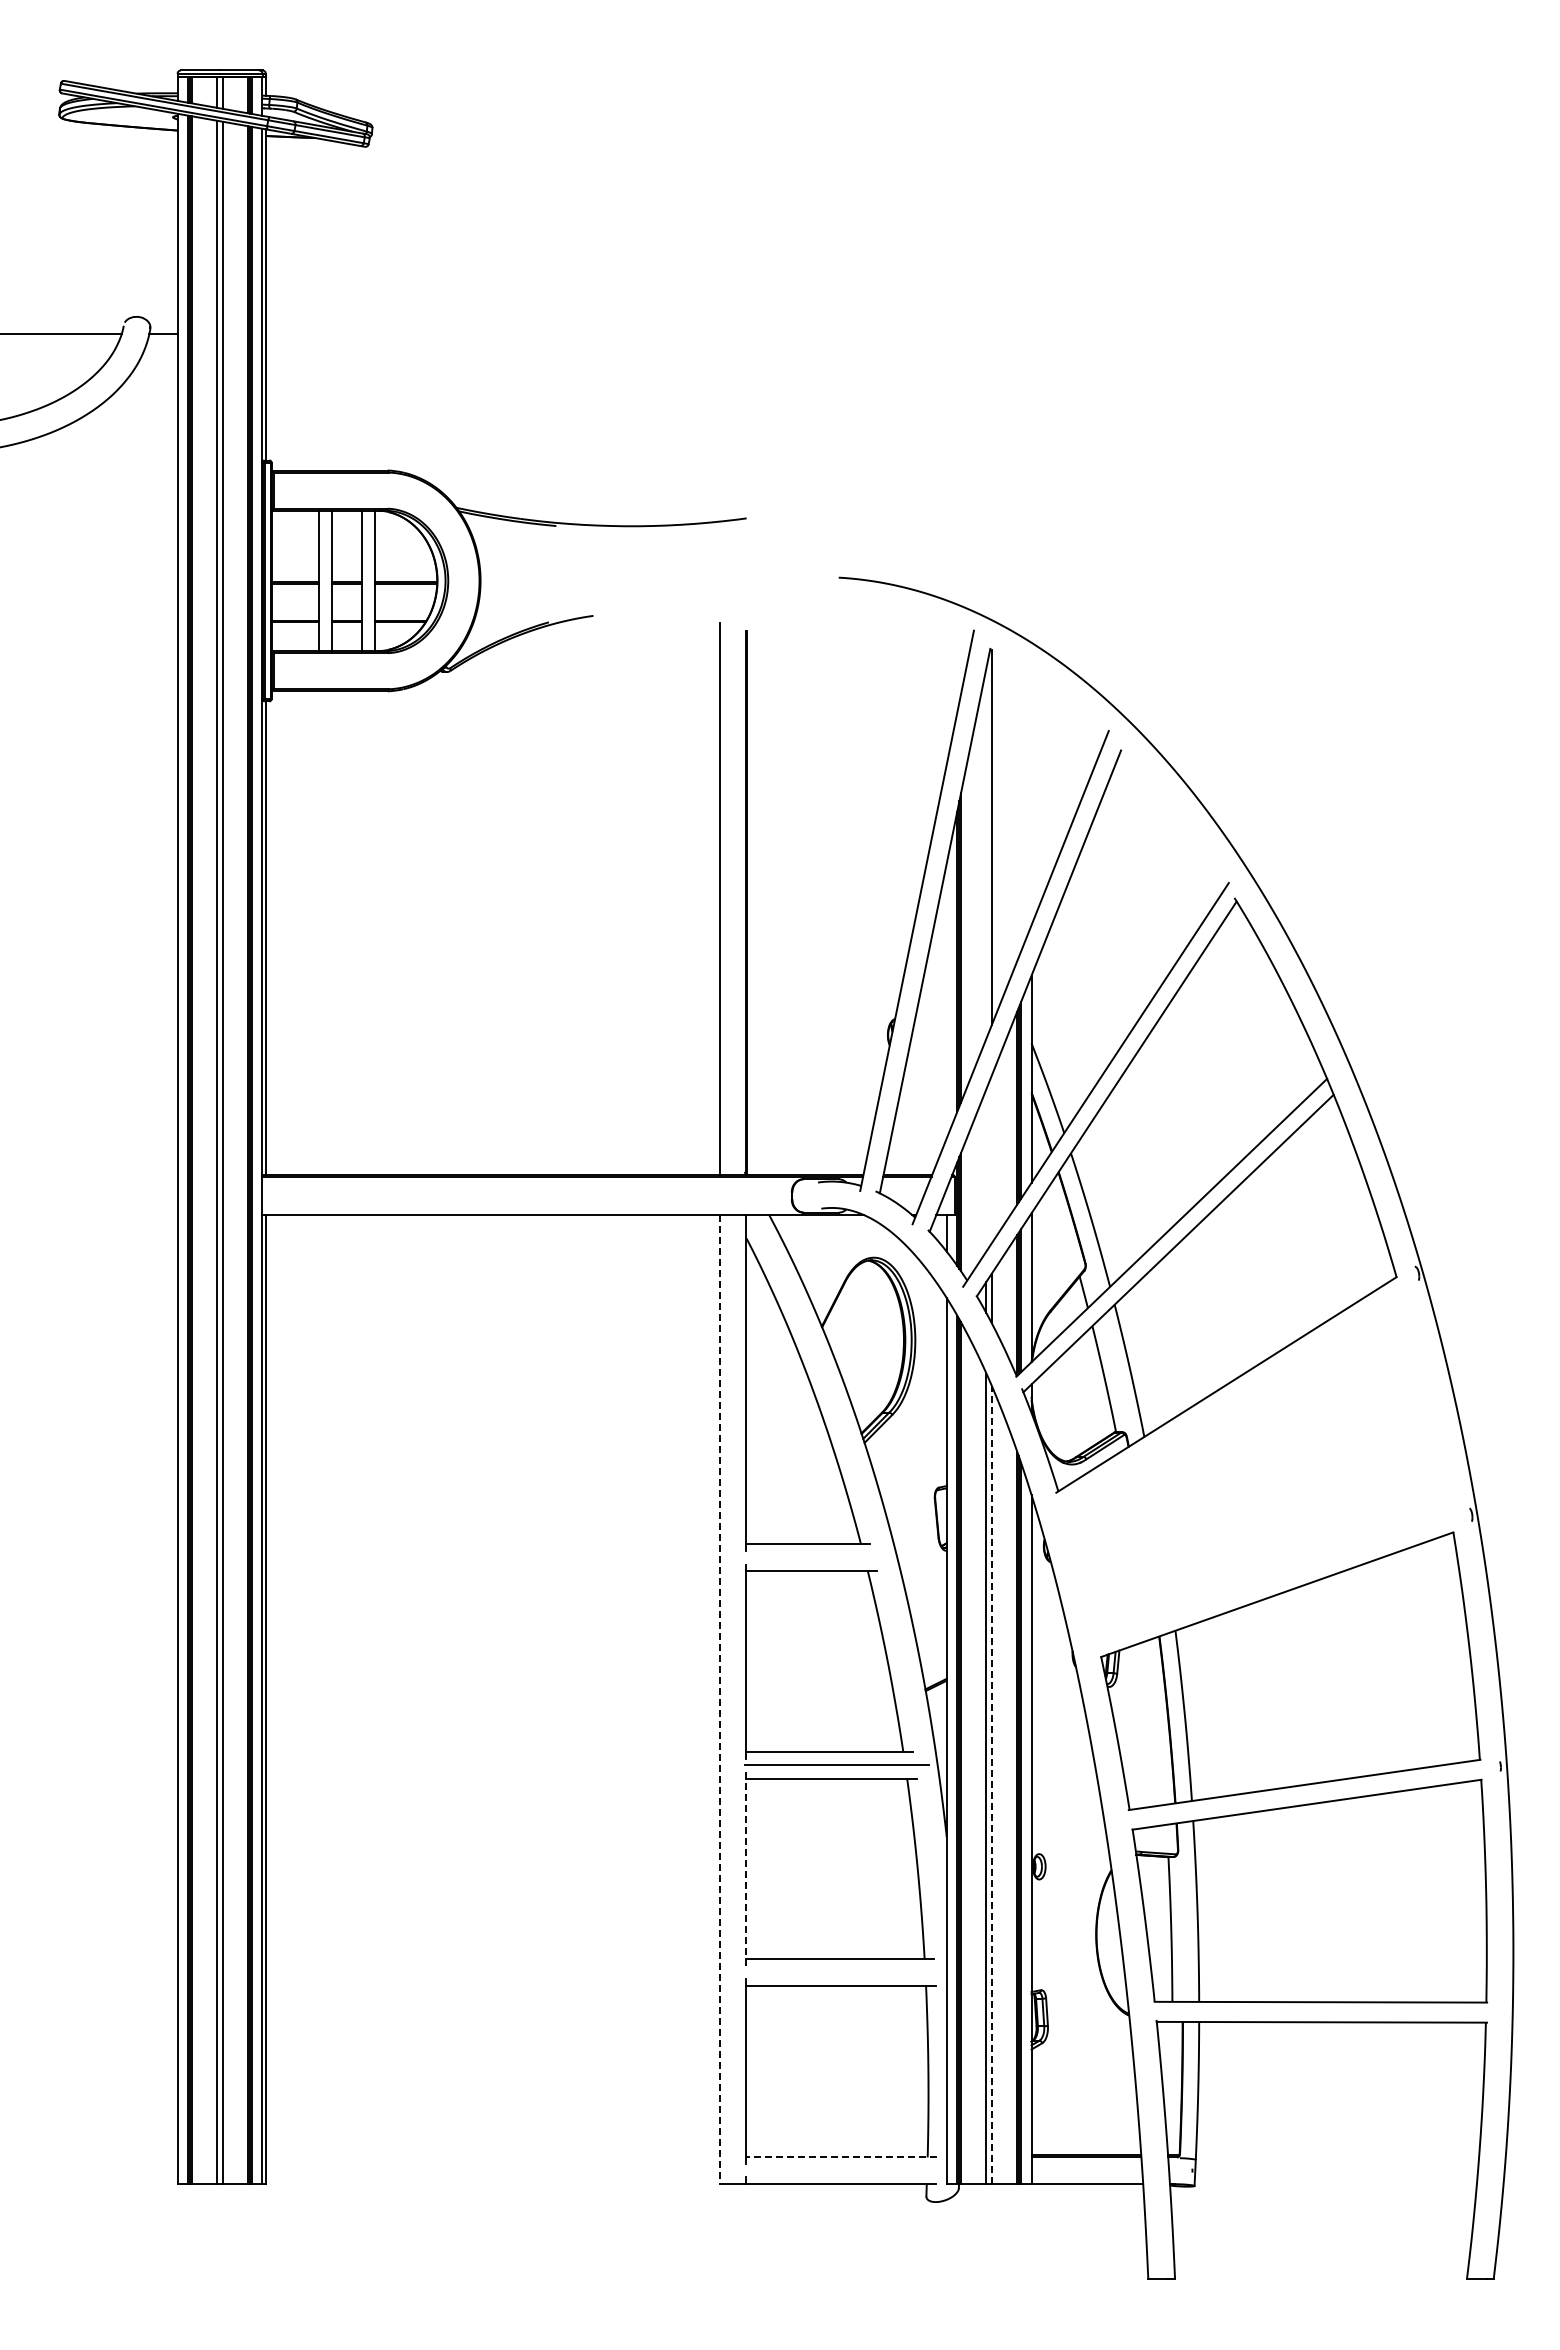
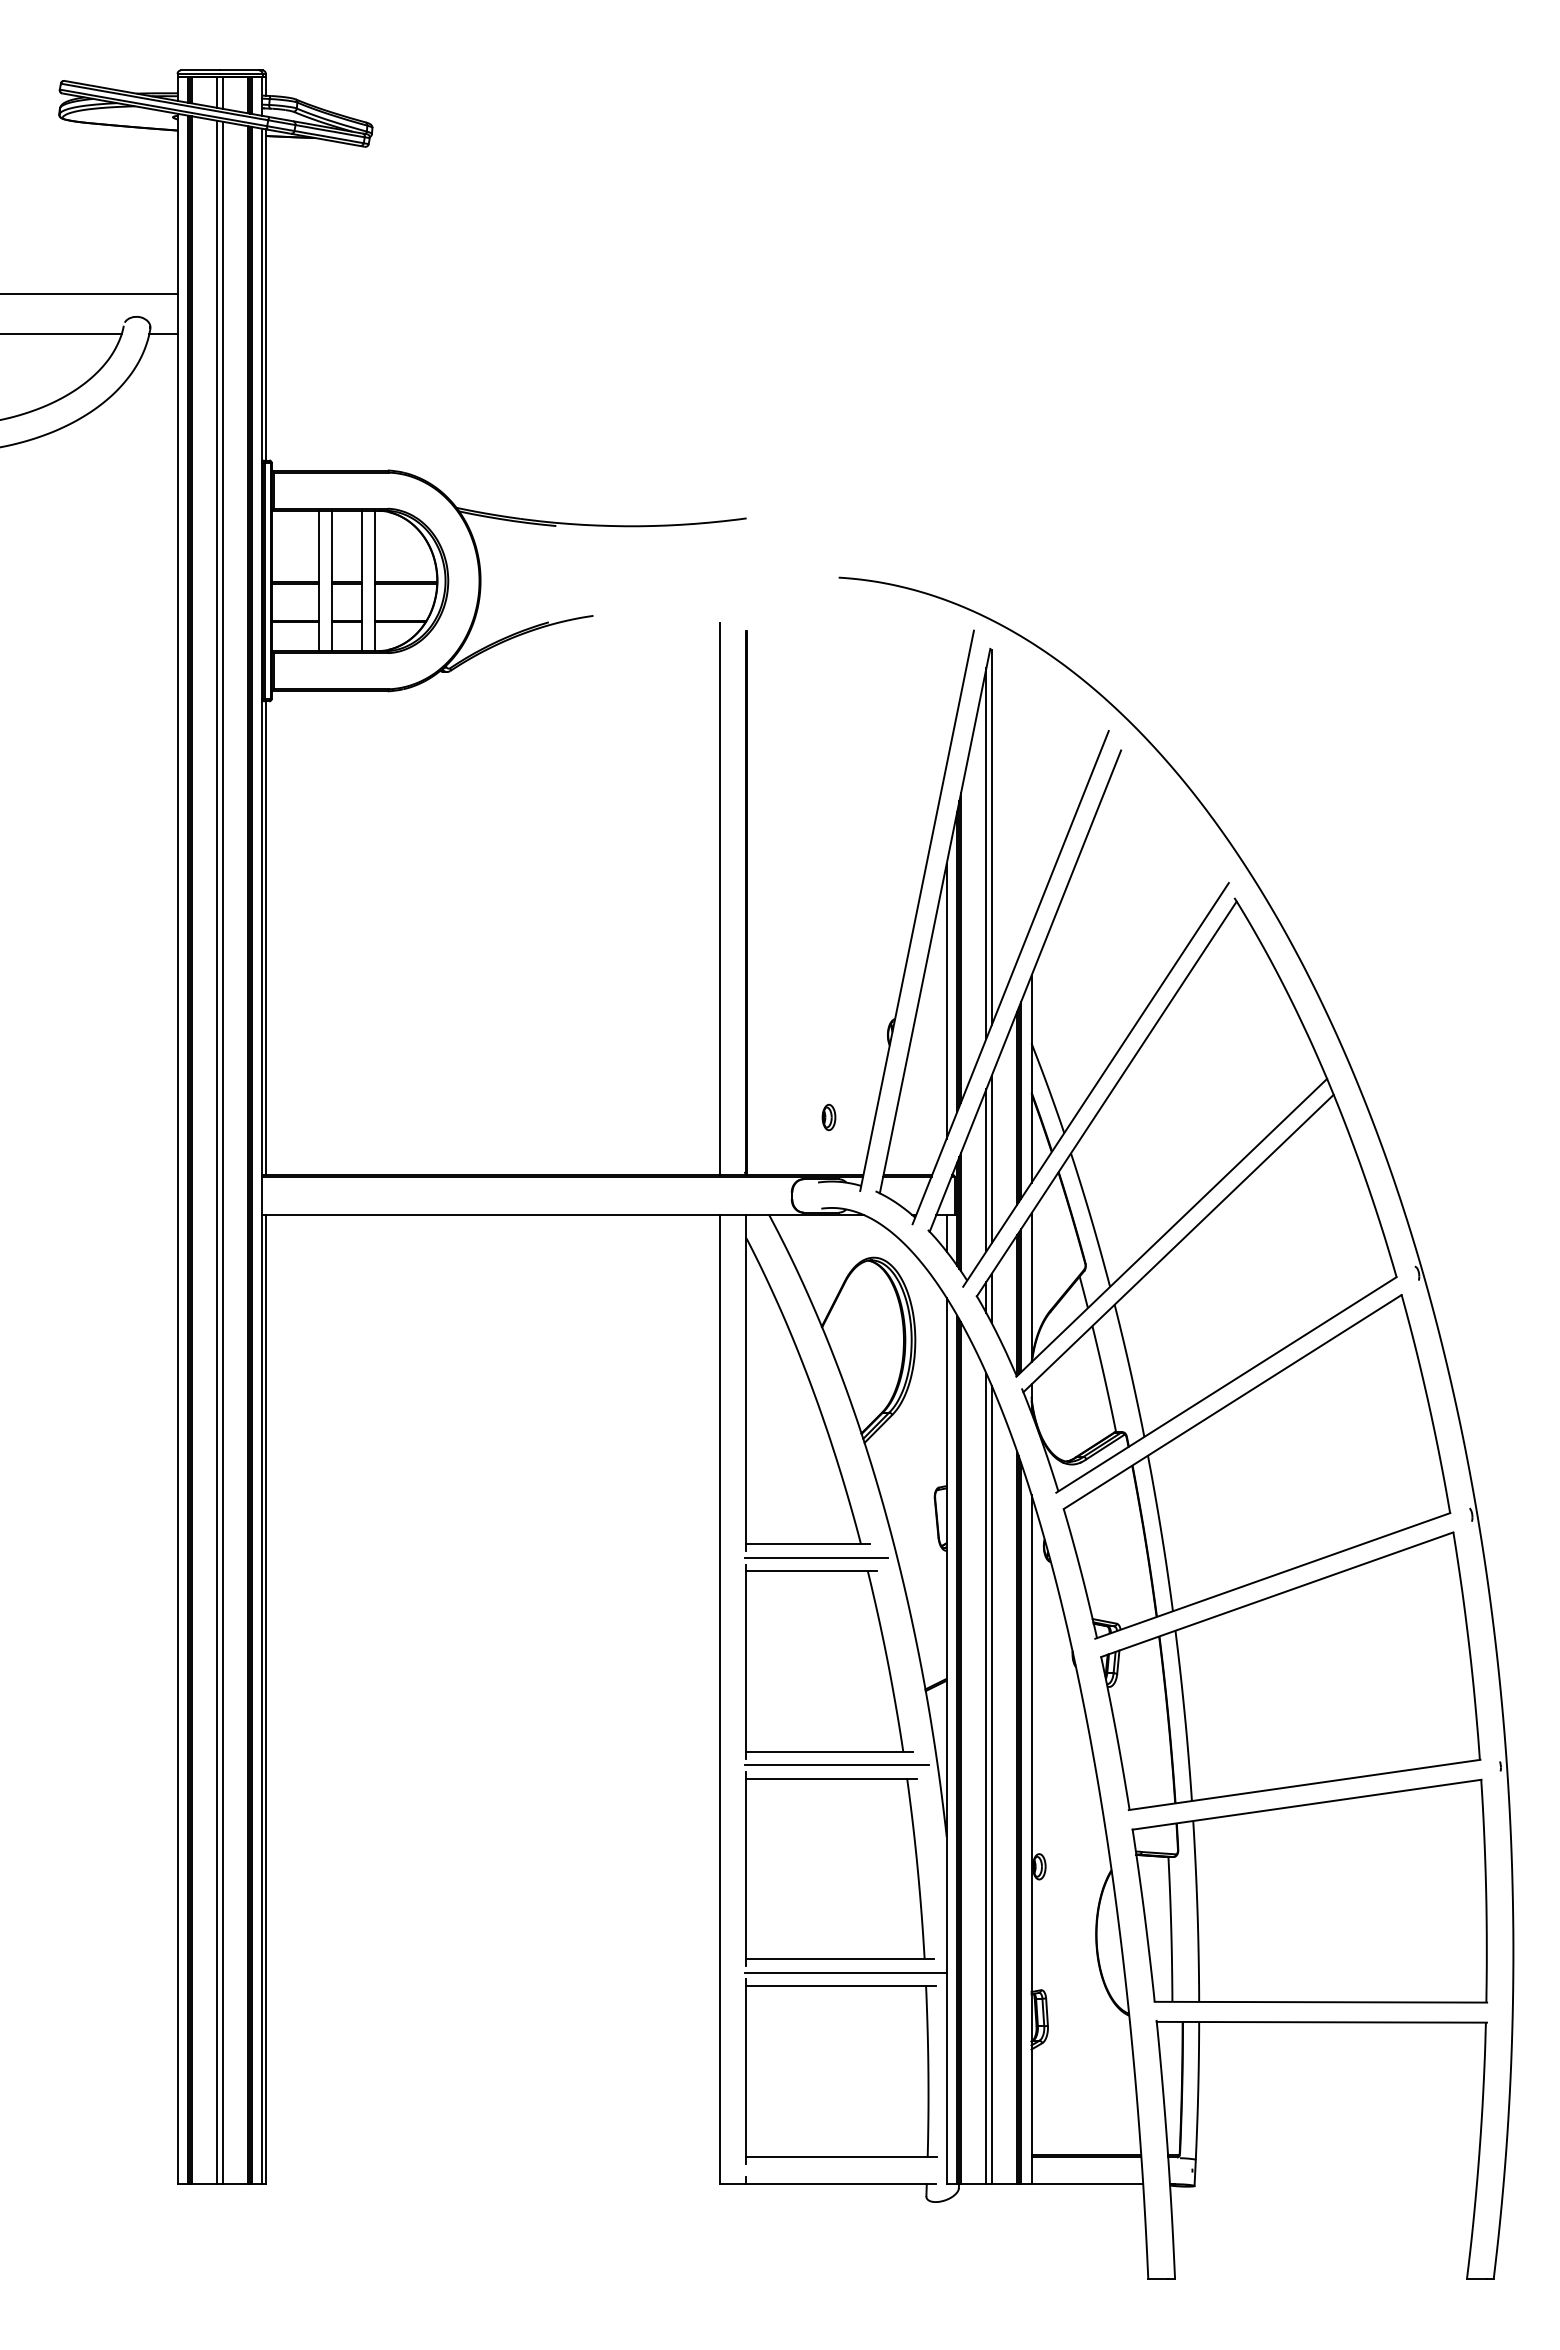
line: none -> present (89, 294)
line: none -> present (986, 853)
line: none -> present (946, 1000)
part: none -> present (828, 1117)
line: none -> present (991, 1159)
line: none -> present (986, 1170)
part: none -> present (1256, 1466)
line: none -> present (816, 1557)
line: dashed -> solid (719, 1700)
line: dashed -> solid (991, 1784)
line: dashed -> solid (746, 1868)
line: none -> present (845, 1972)
line: dashed -> solid (841, 2157)
